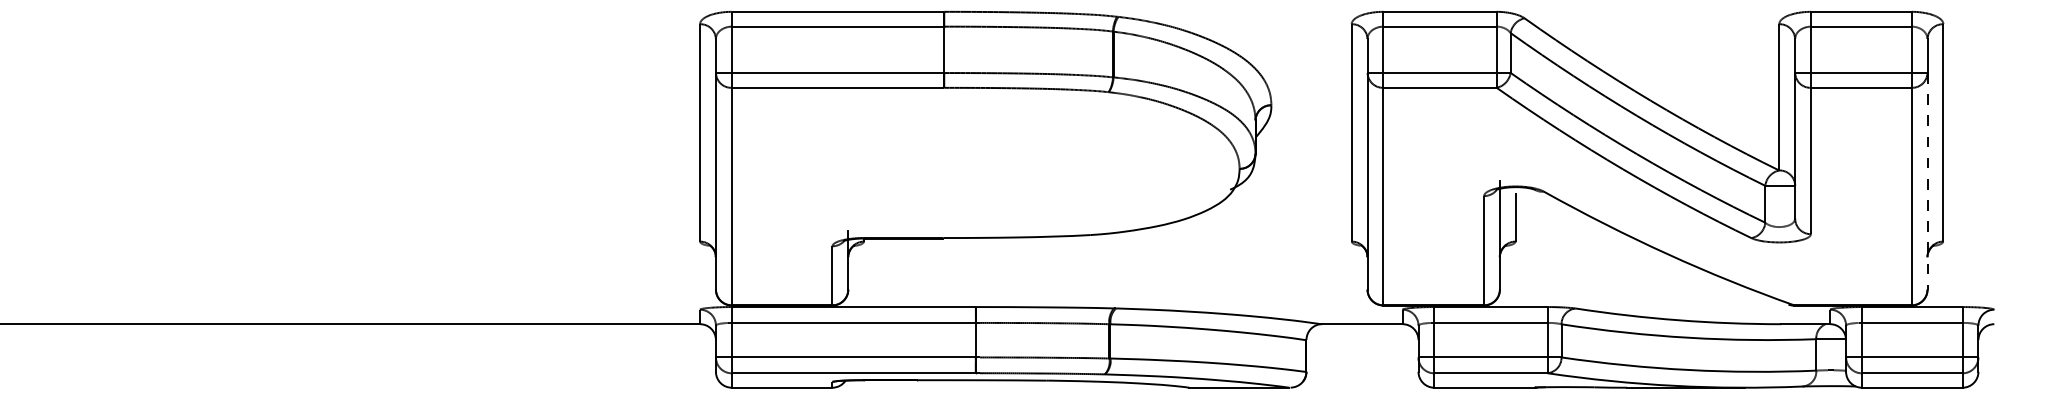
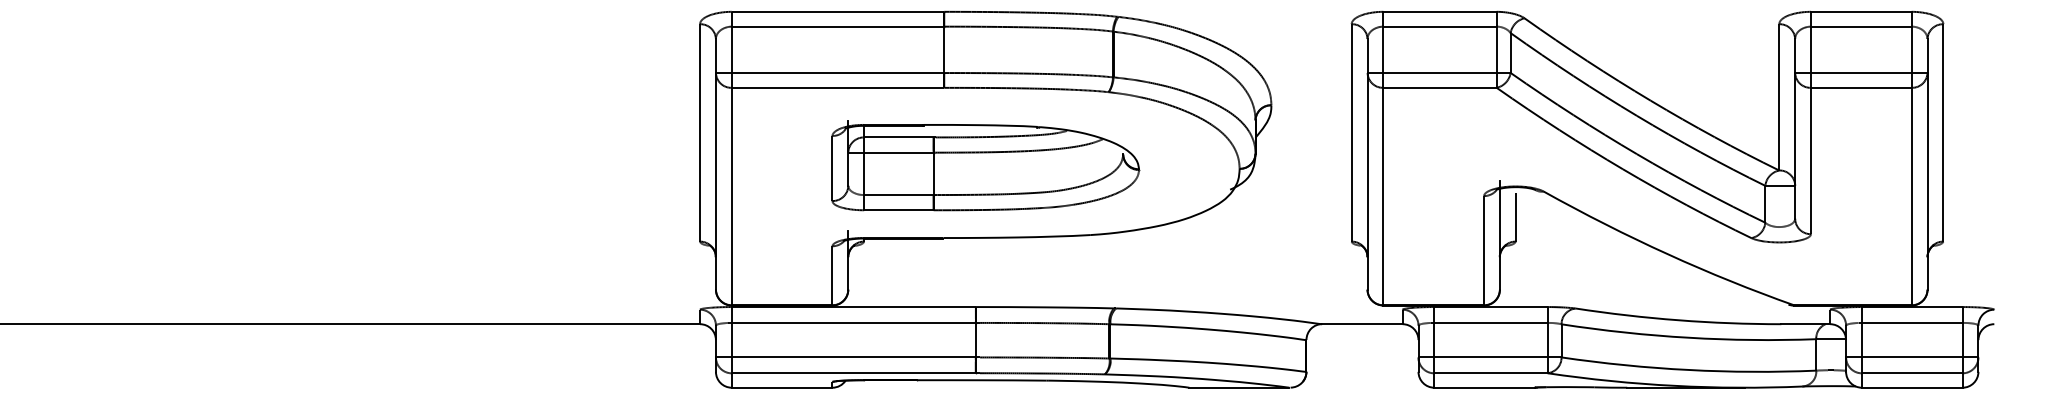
part: none -> present (985, 165)
line: dashed -> solid (1927, 181)
